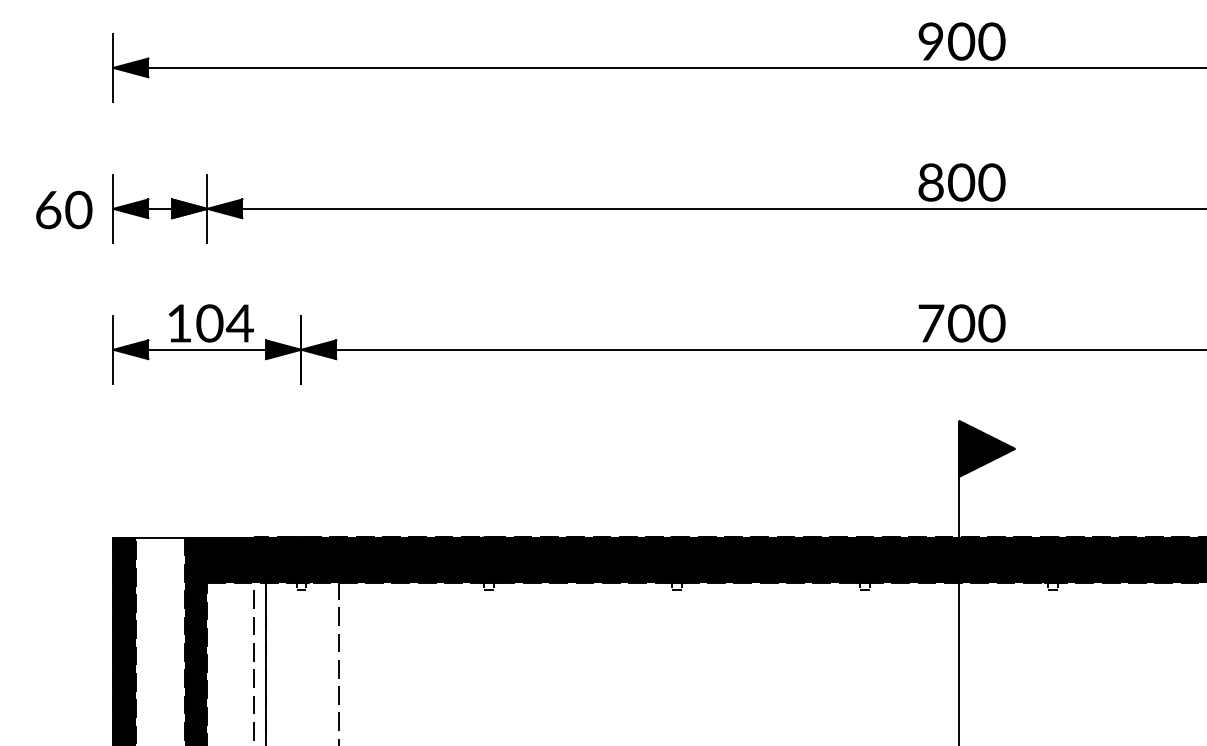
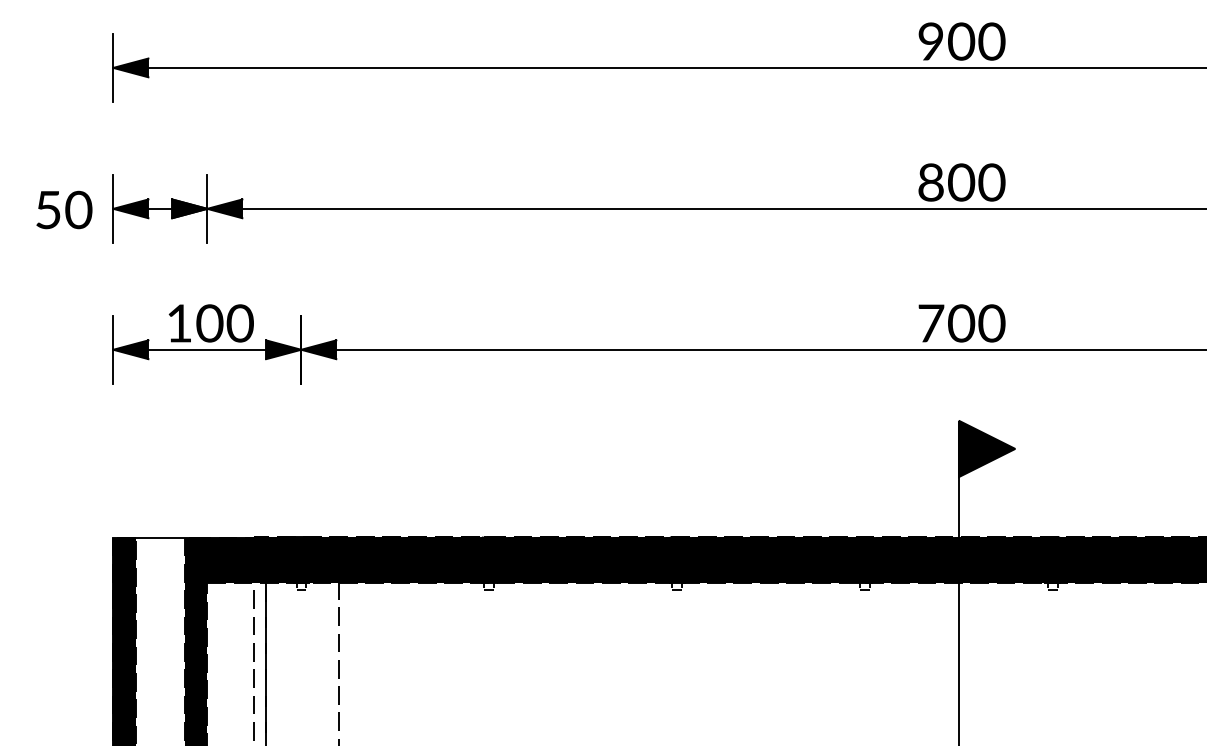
text: 60 -> 50 (48, 210)
text: 104 -> 100 (239, 323)
